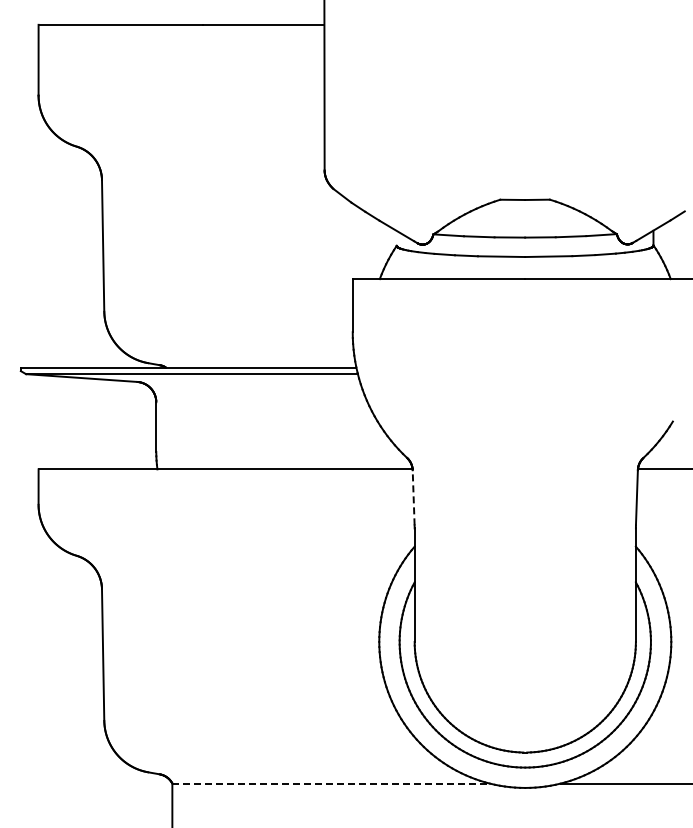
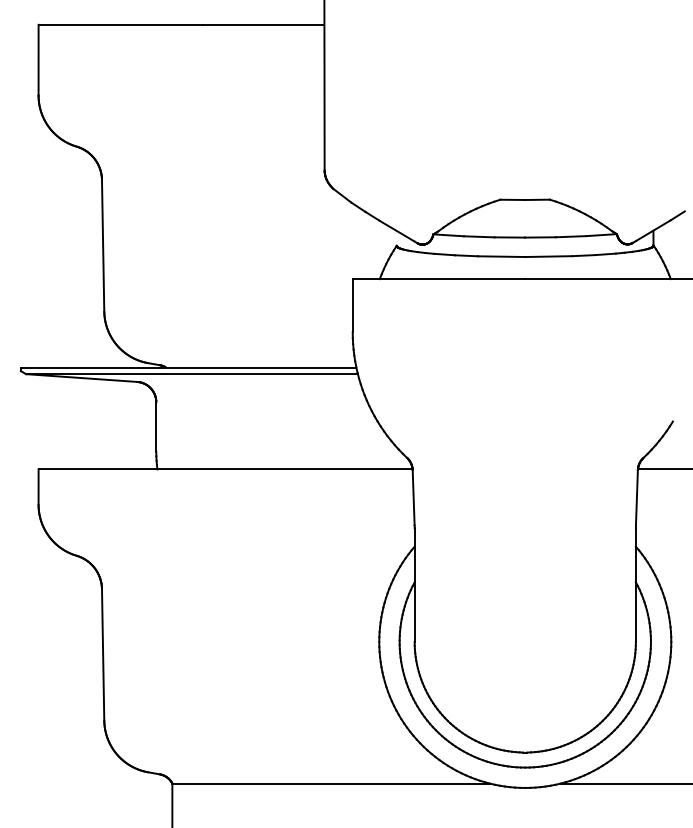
line: dashed -> solid (413, 497)
line: dashed -> solid (331, 783)
